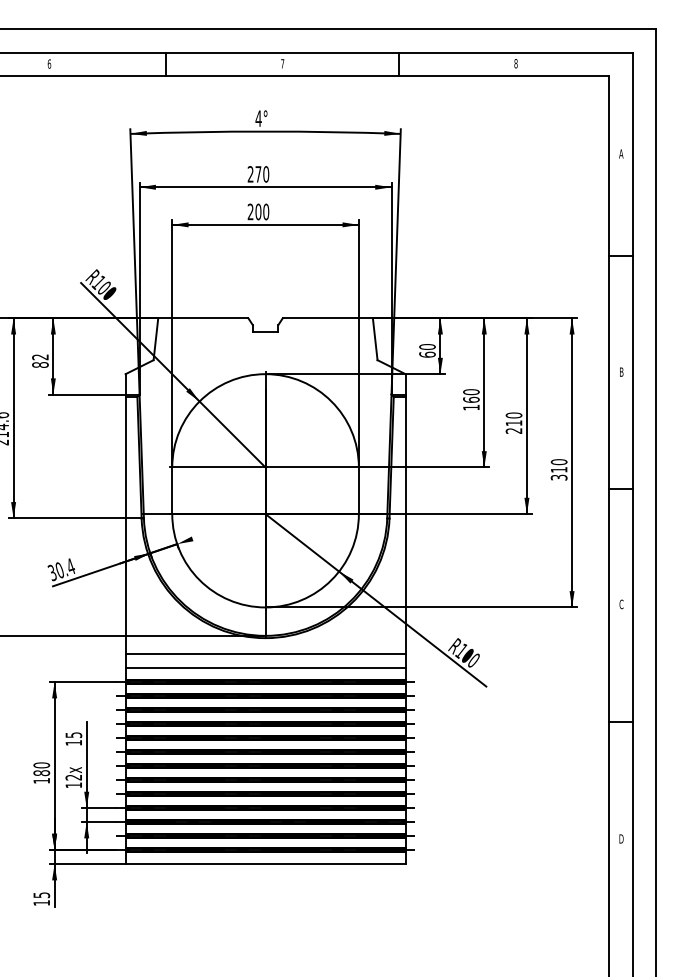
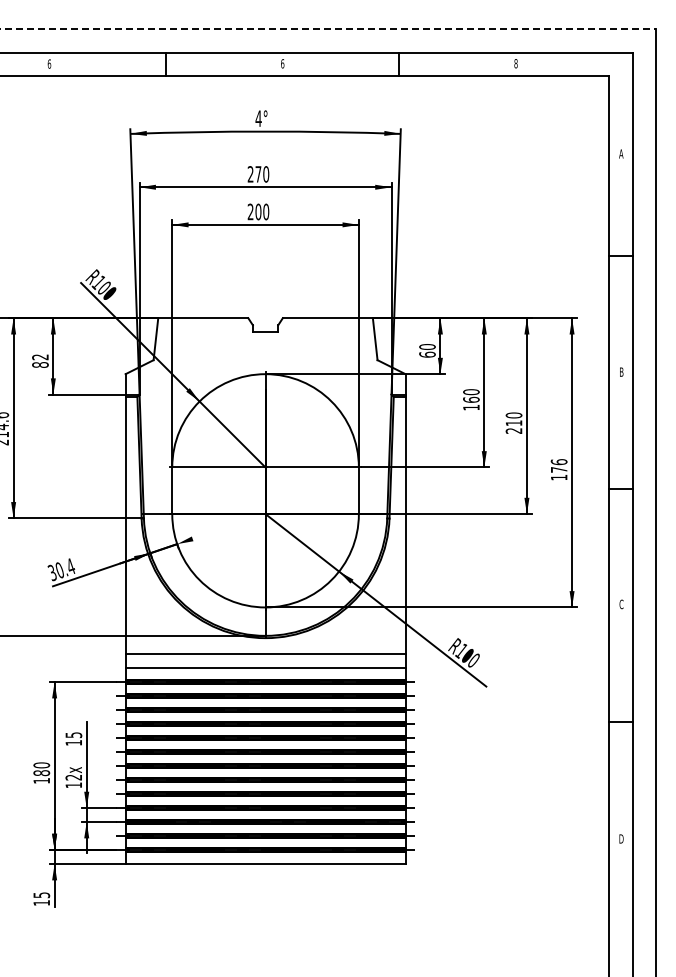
line: solid -> dashed (327, 29)
text: 7 -> 6 (282, 63)
text: 310 -> 176 (558, 469)
